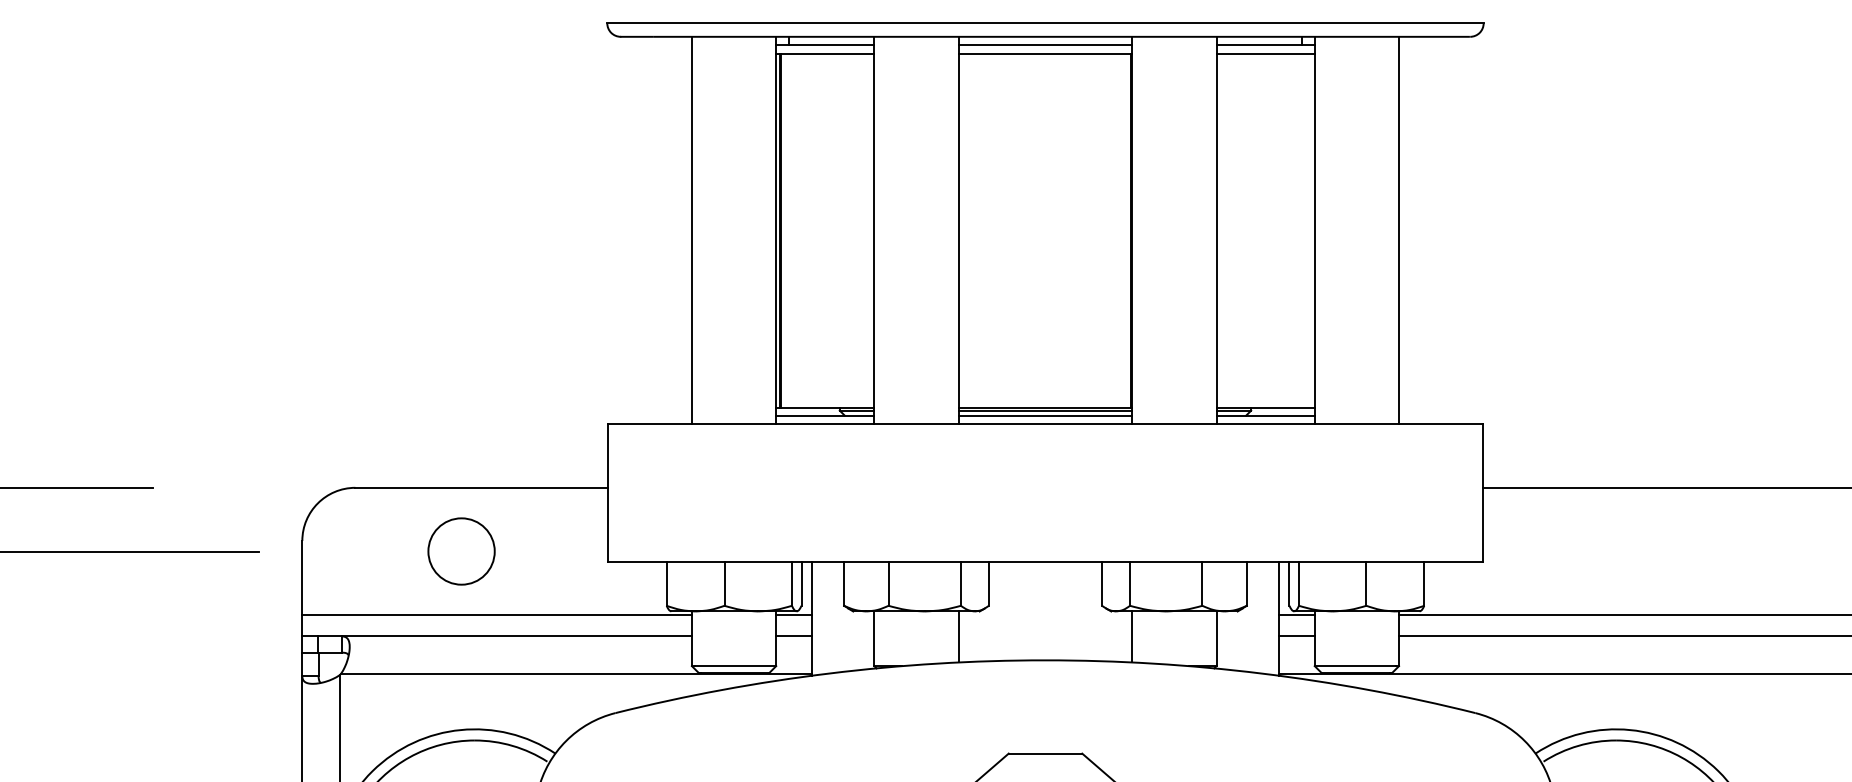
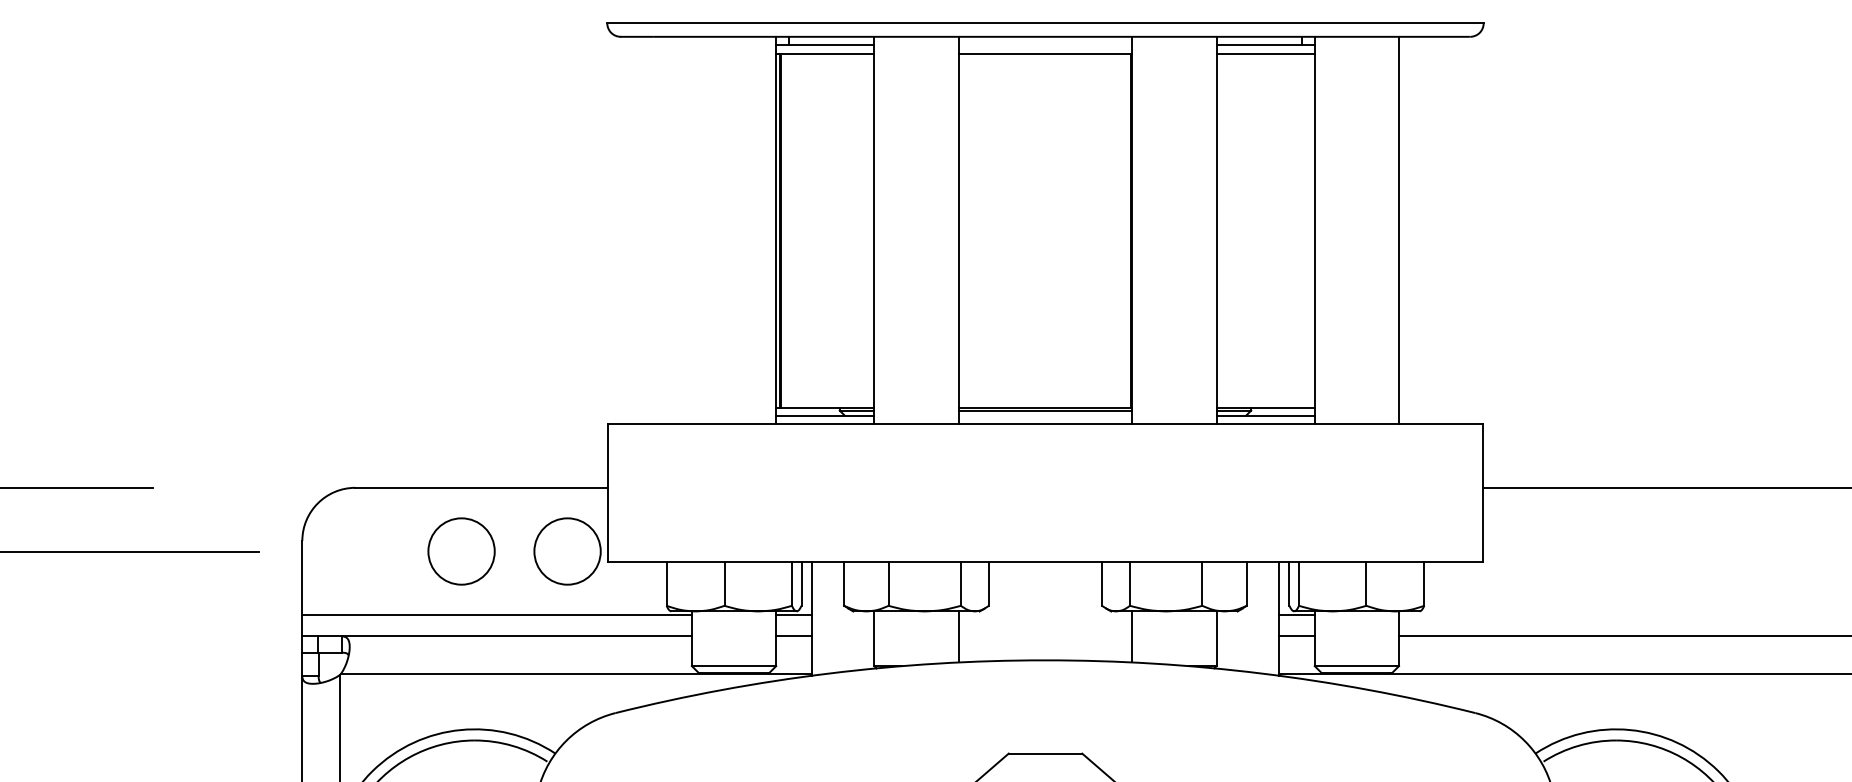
line: present -> none (1045, 45)
line: present -> none (691, 230)
line: present -> none (1045, 415)
circle: none -> present (567, 551)
line: present -> none (1623, 615)
